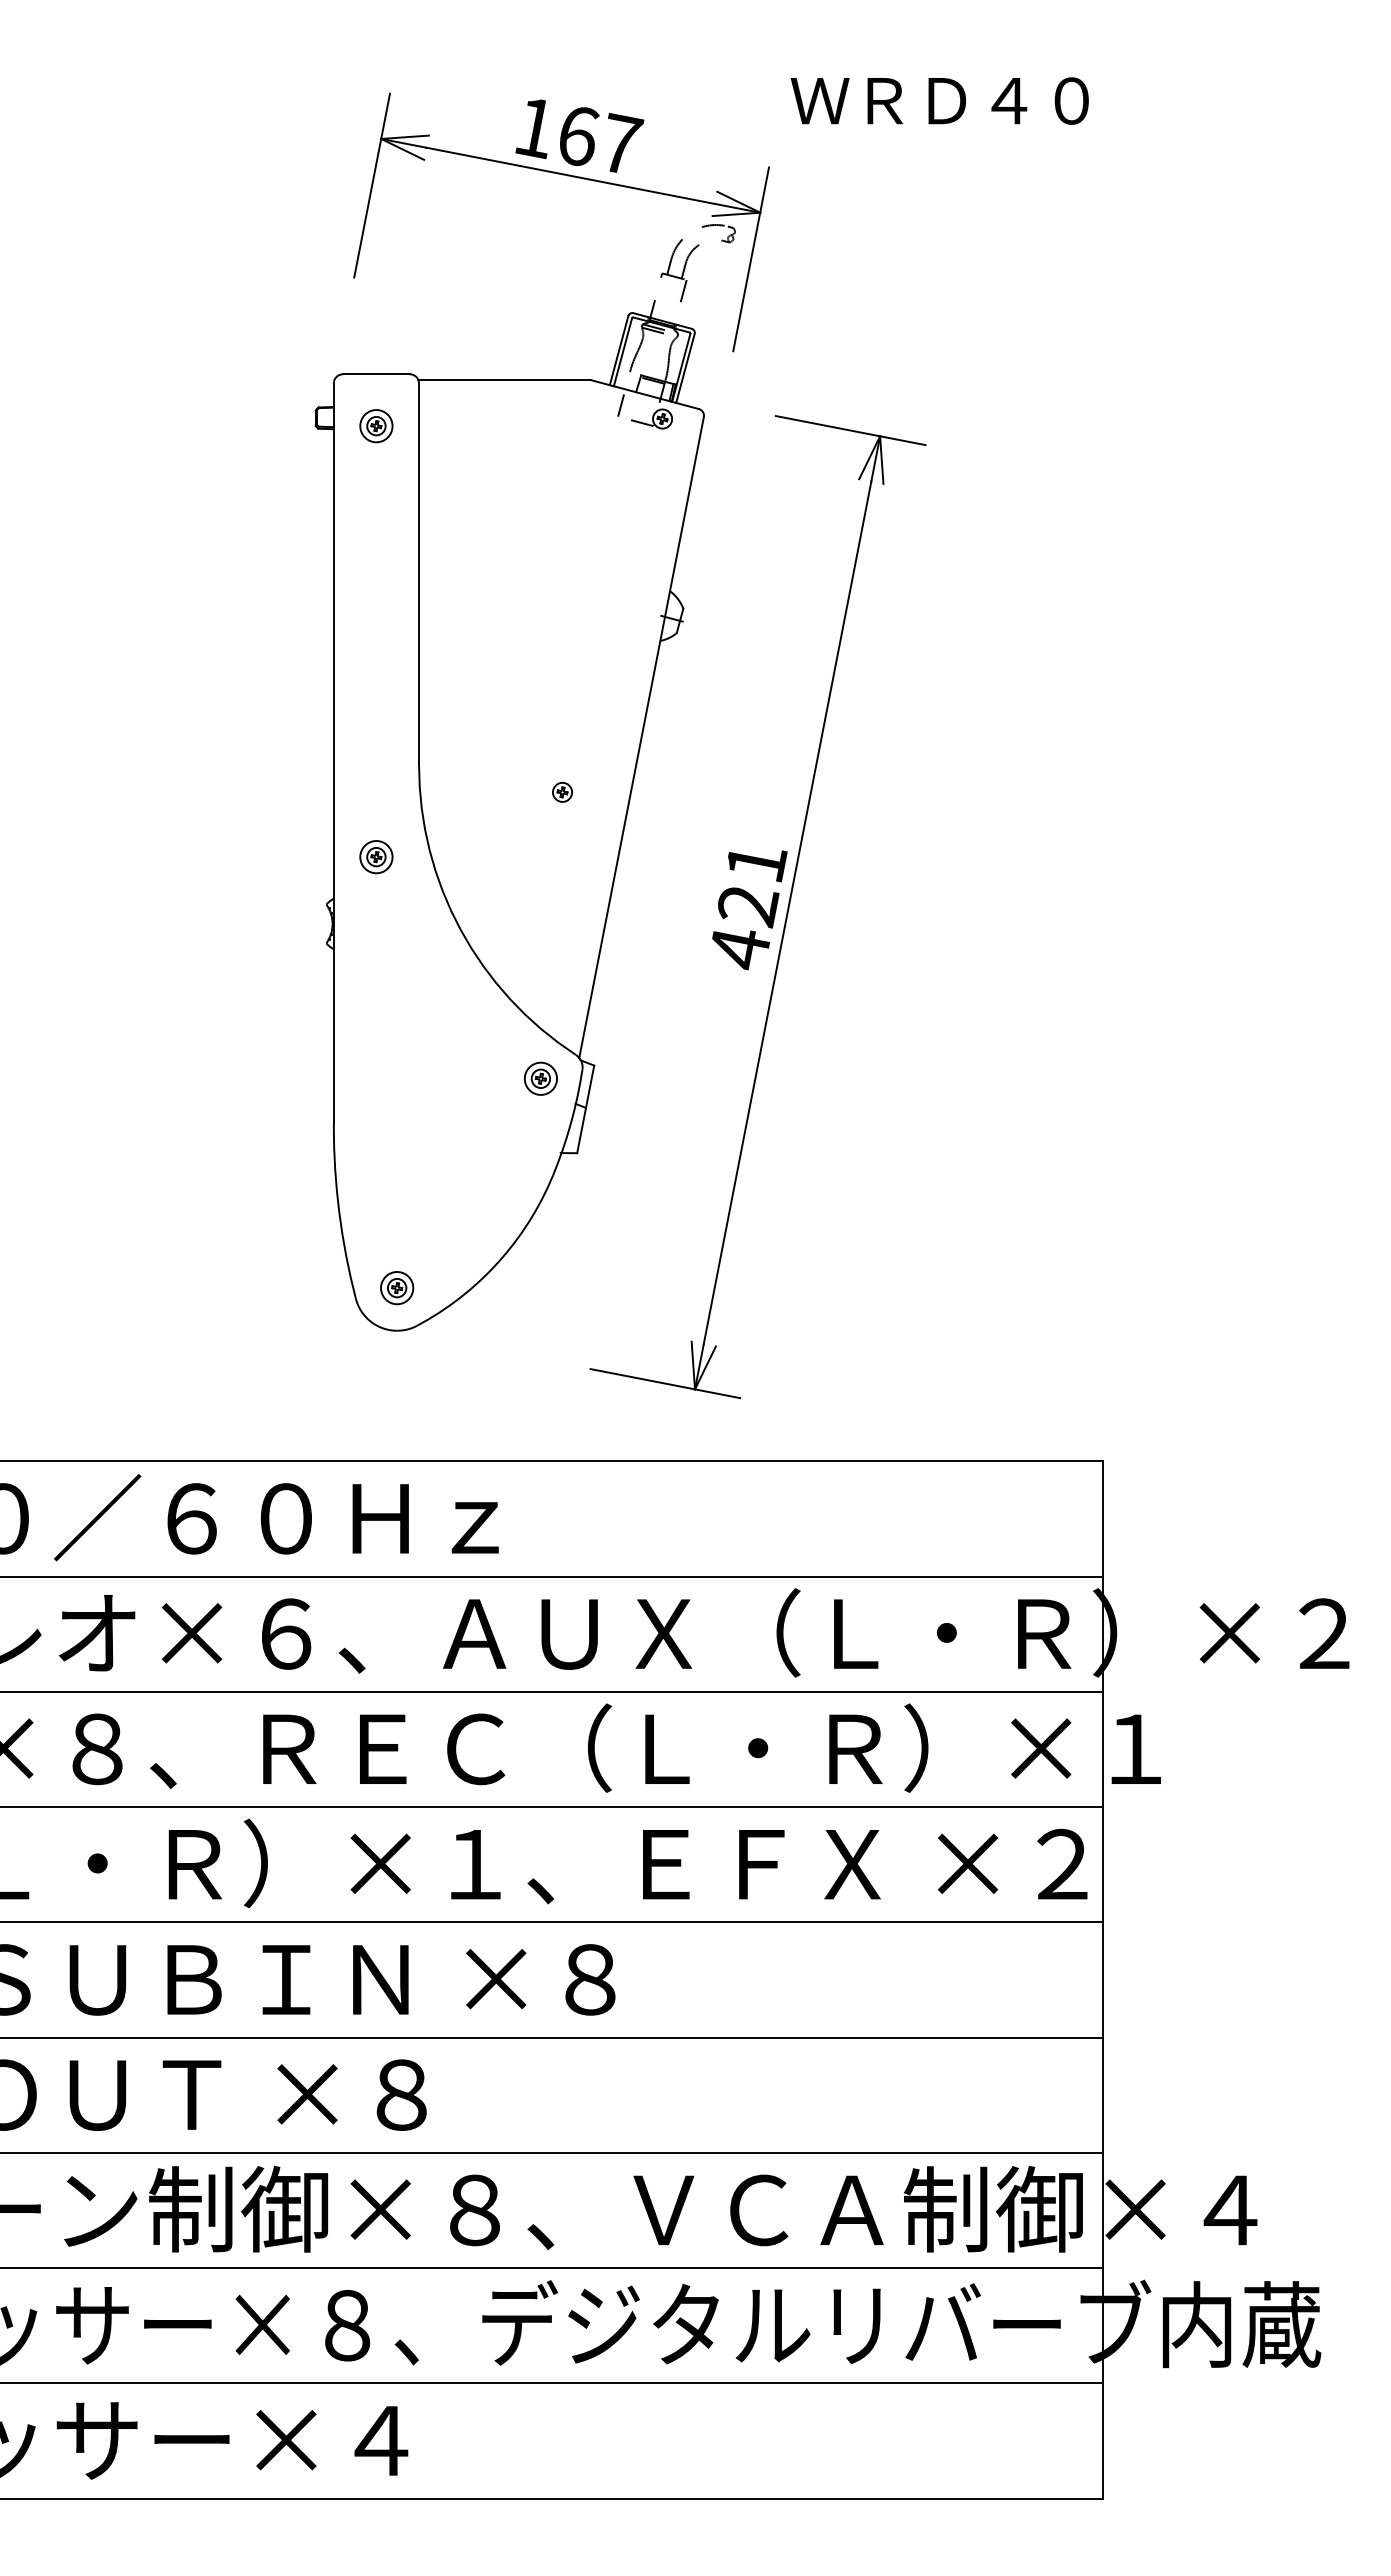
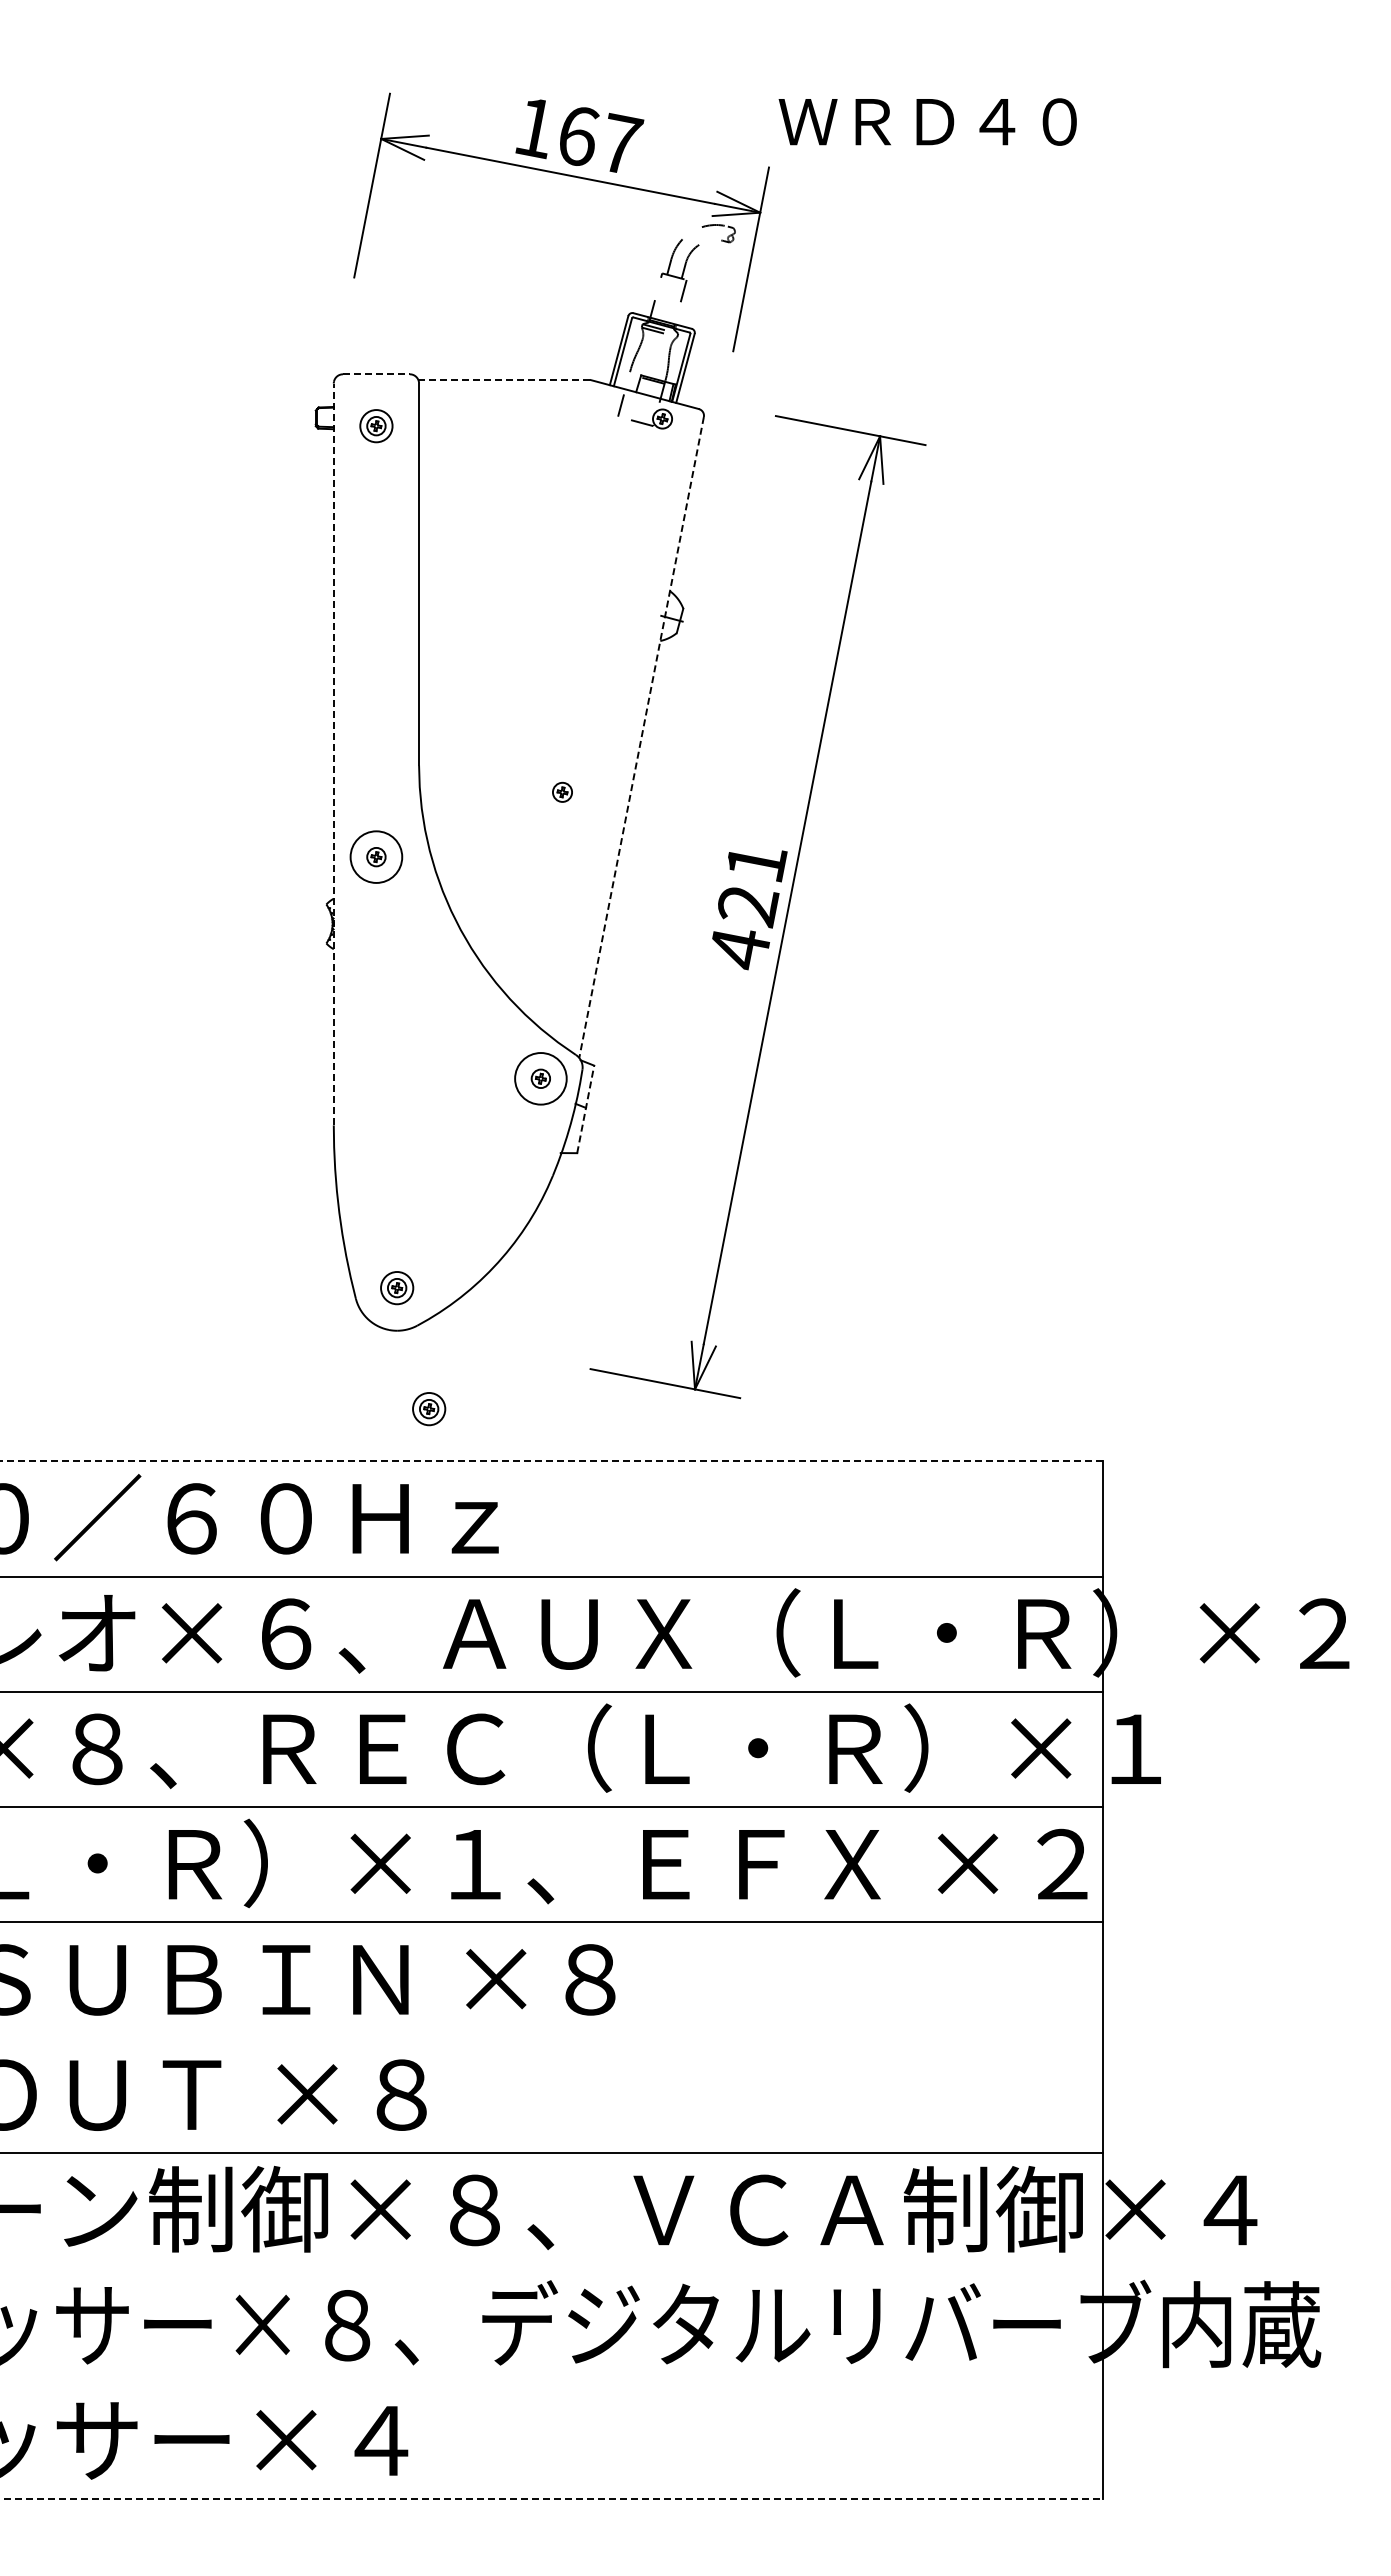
text position: (939, 100) -> (927, 121) (927, 121)
line: solid -> dashed (376, 374)
line: solid -> dashed (505, 380)
line: solid -> dashed (641, 737)
line: solid -> dashed (333, 754)
circle diameter: 32 px -> 52 px (376, 856)
circle diameter: 32 px -> 52 px (540, 1078)
line: solid -> dashed (585, 1109)
part: none -> present (429, 1409)
line: solid -> dashed (551, 1461)
line: present -> none (552, 2037)
line: present -> none (552, 2268)
line: present -> none (552, 2383)
line: solid -> dashed (552, 2498)
